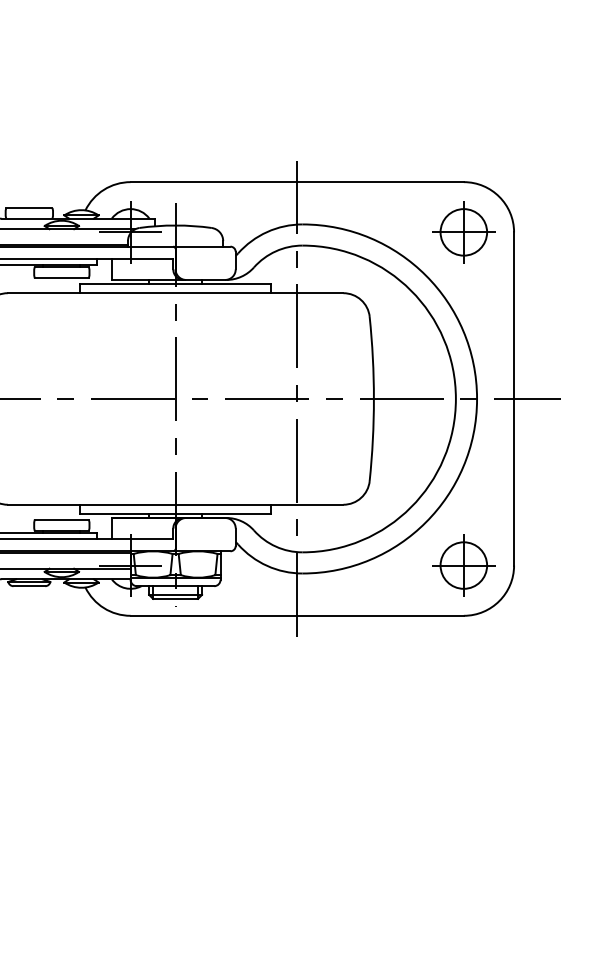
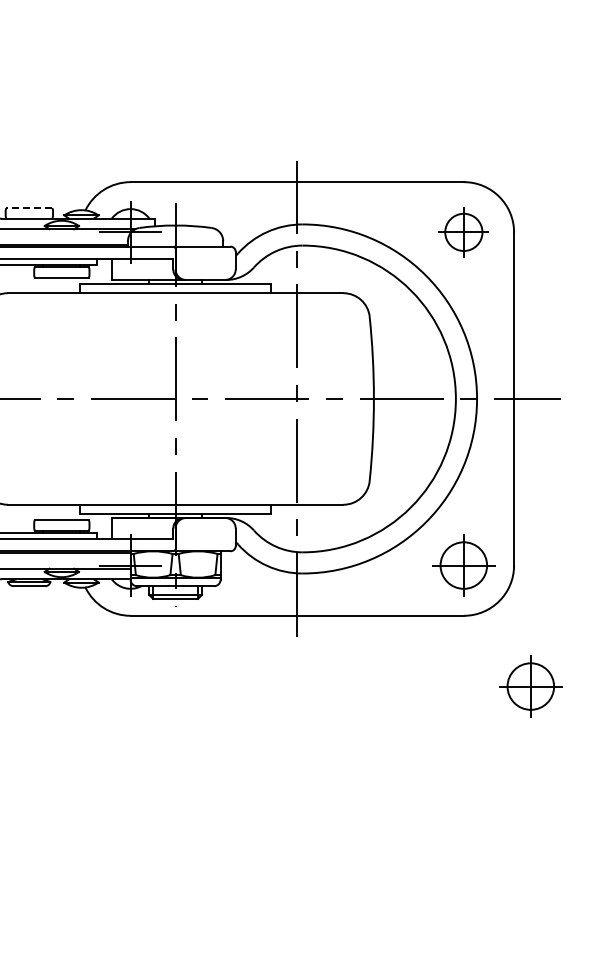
line: solid -> dashed (28, 208)
part size: 64x63 px -> 51x51 px (463, 232)
part: none -> present (530, 686)
